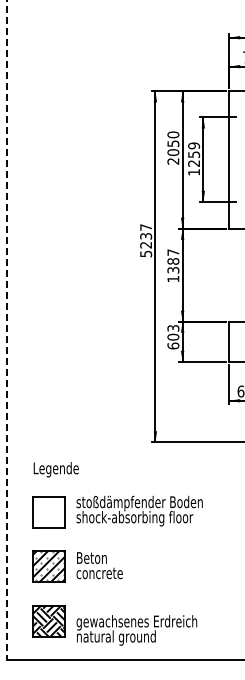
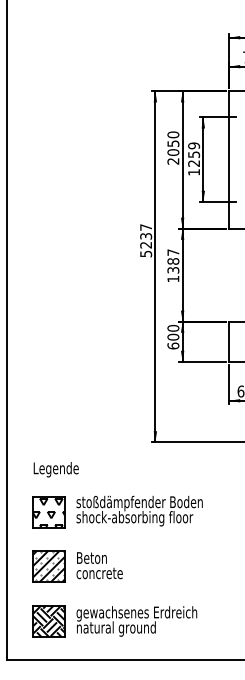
text: 603 -> 600 (173, 327)
line: dashed -> solid (7, 330)
hatch: none -> present (48, 512)
text position: (136, 630) -> (136, 621) (136, 621)
